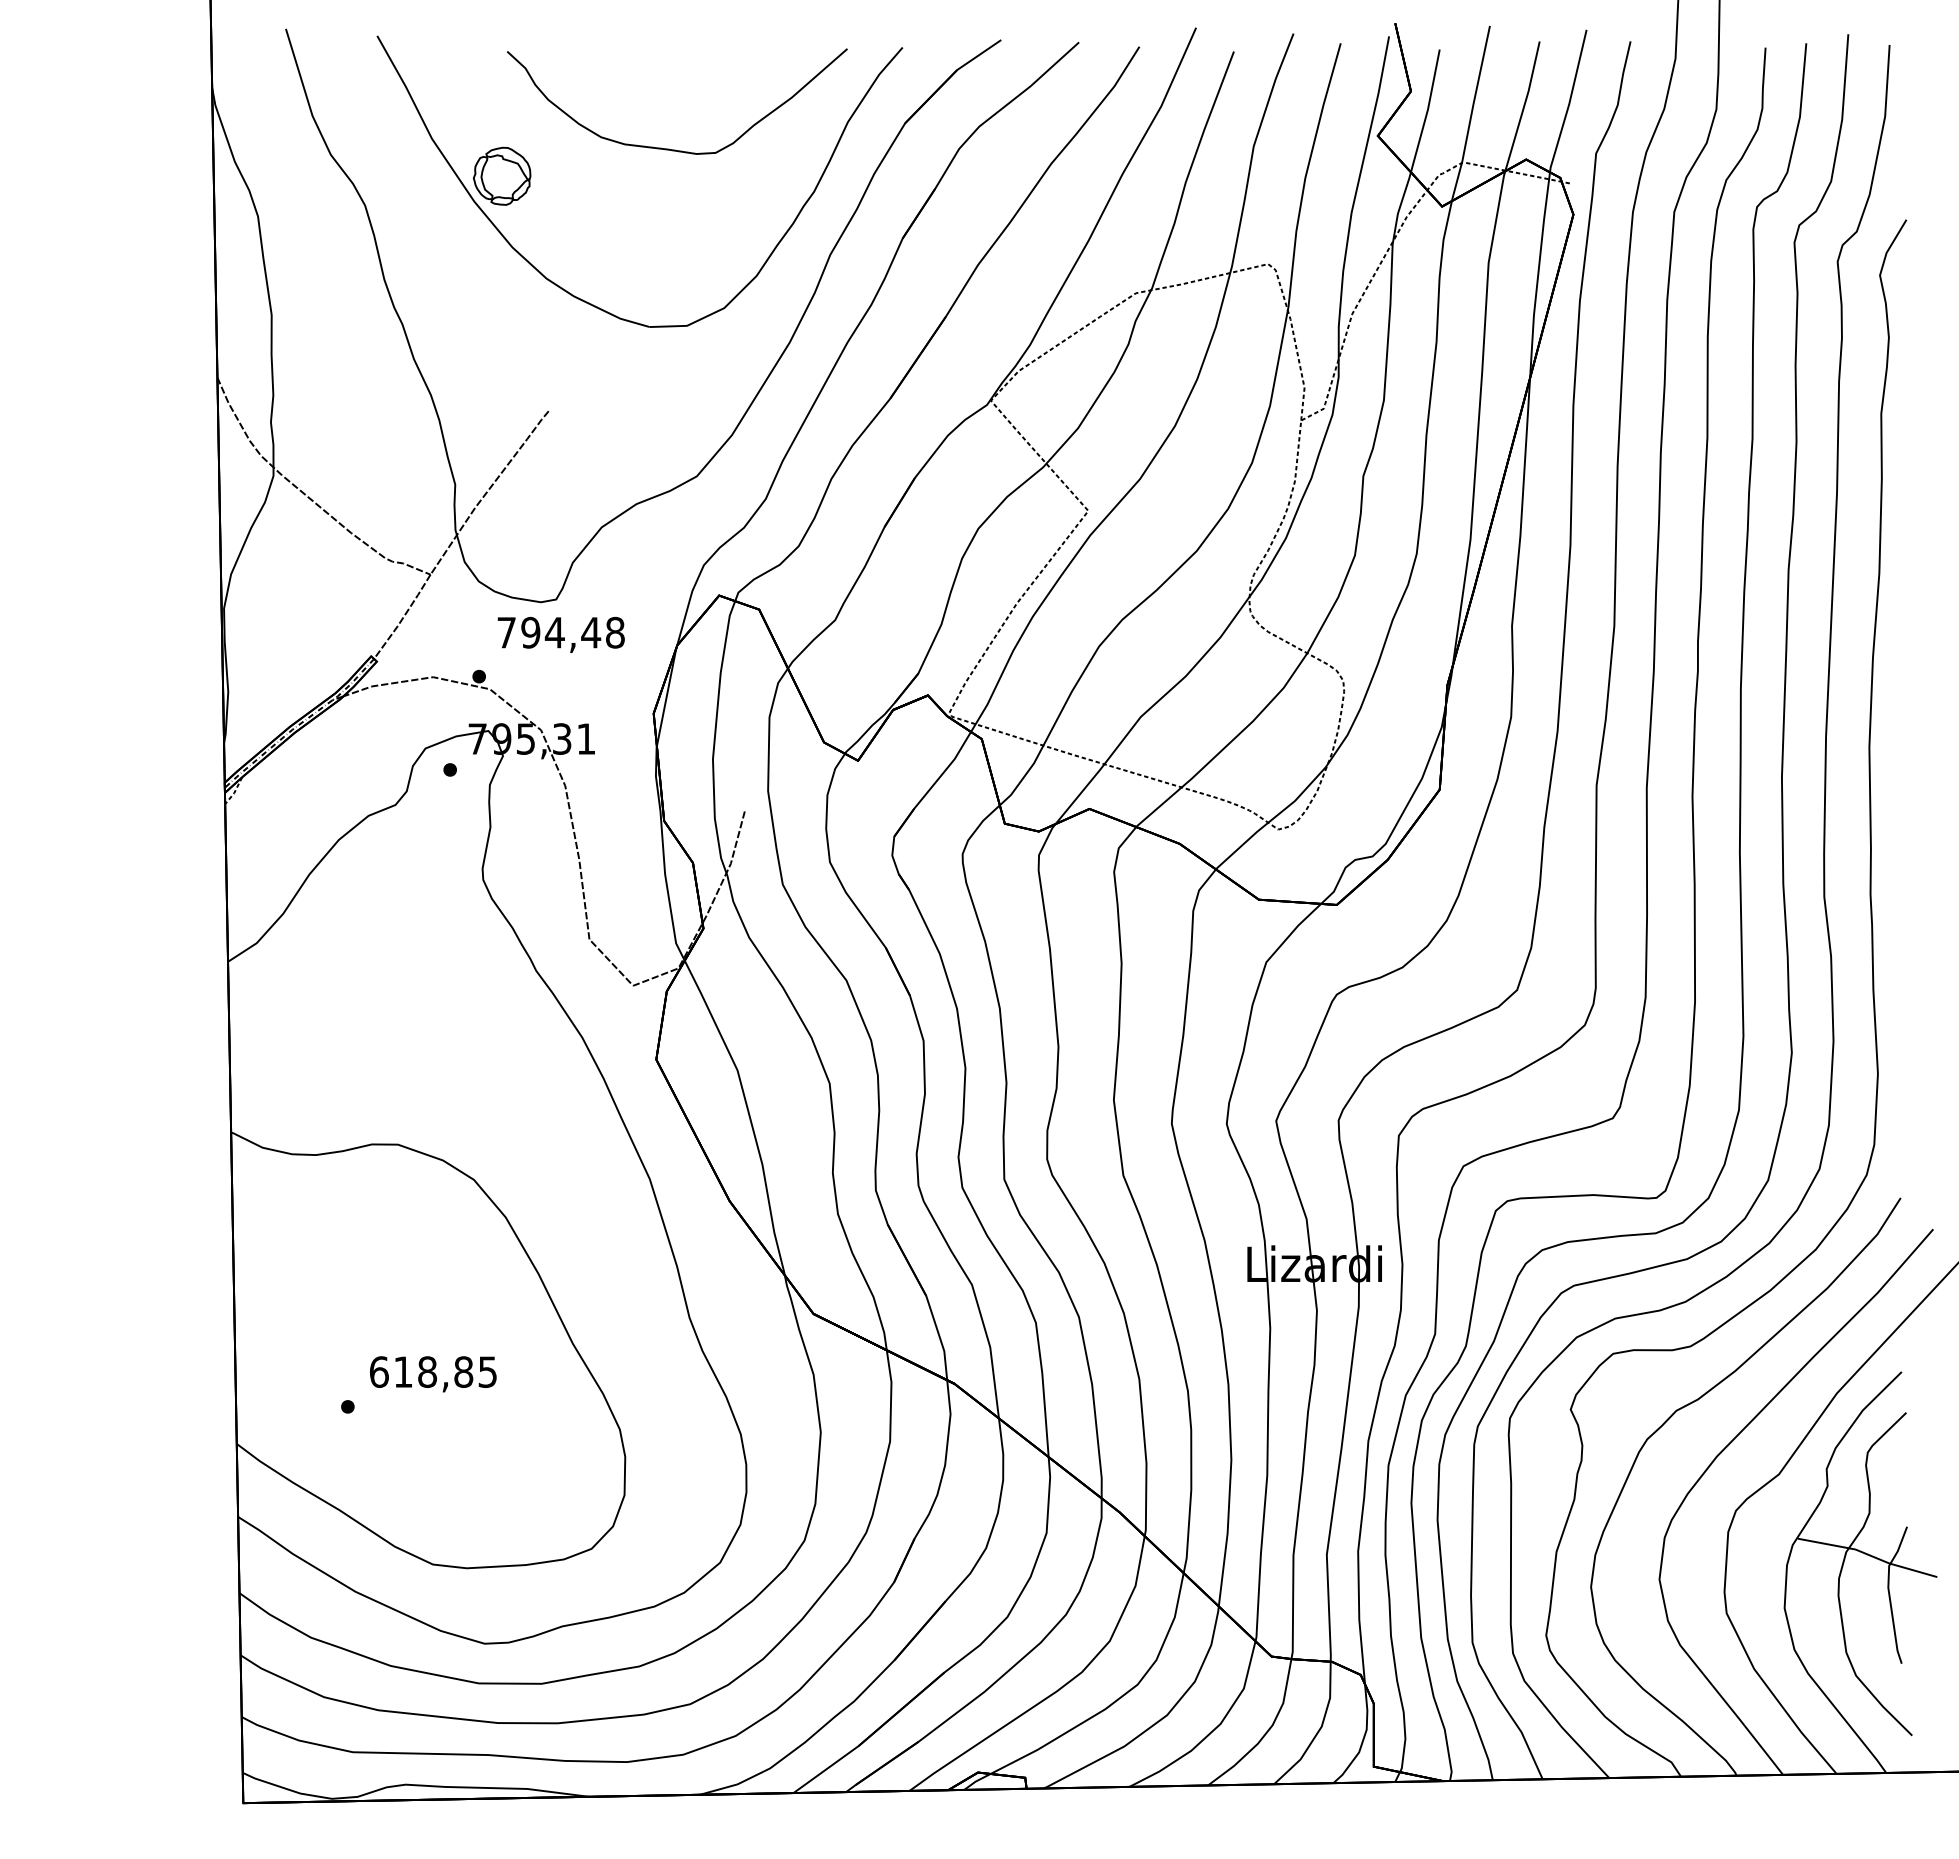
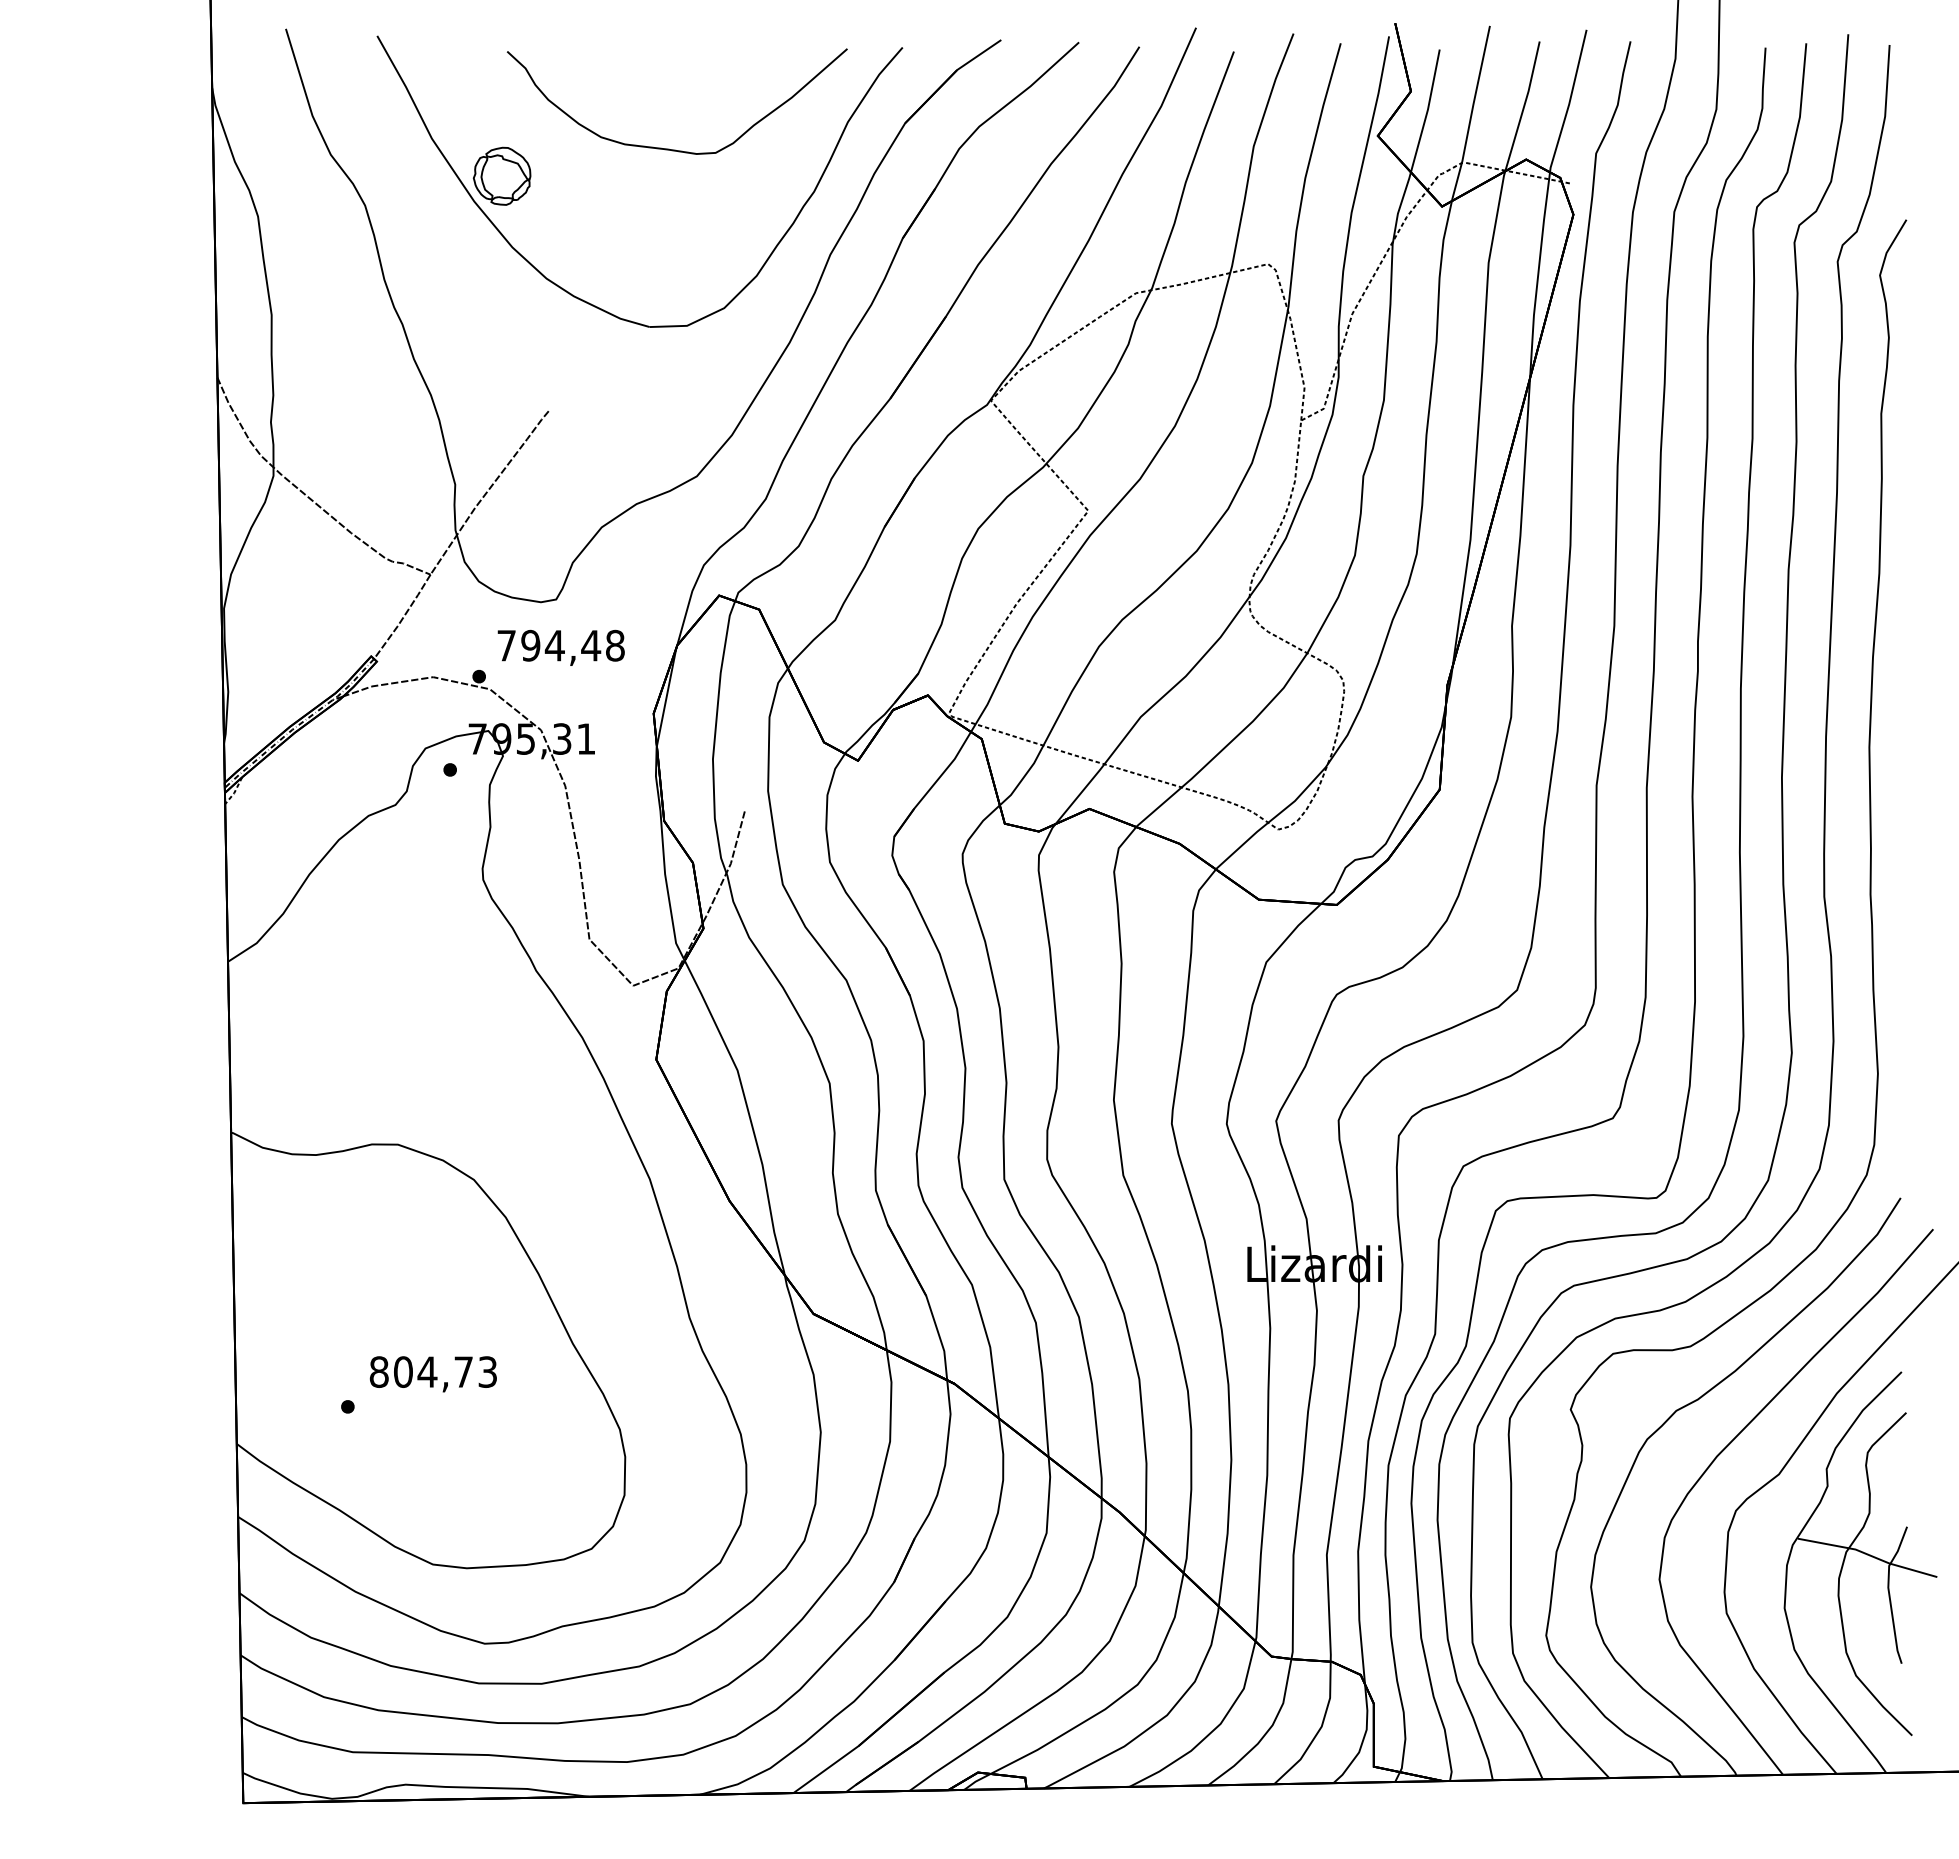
text position: (560, 634) -> (560, 647) (560, 647)
text: 618,85 -> 804,73 (432, 1371)
